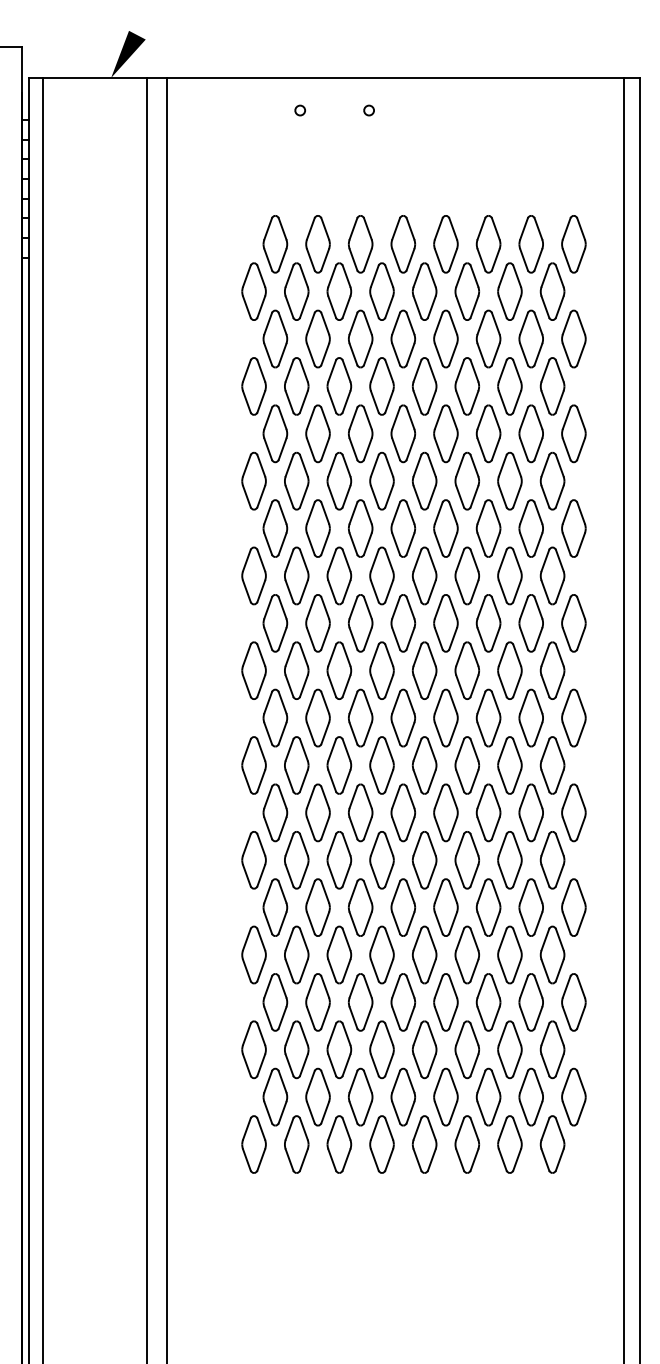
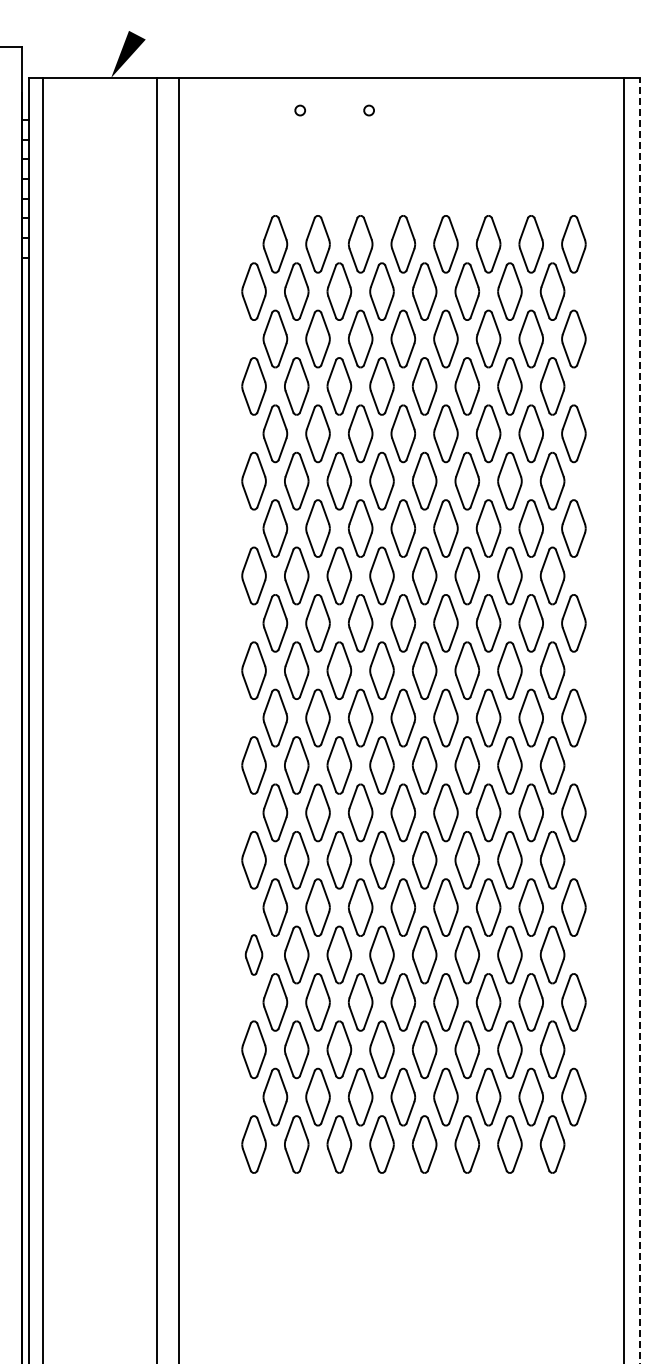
line position: (147, 718) -> (157, 718) (157, 718)
line position: (167, 718) -> (179, 718) (179, 718)
line: solid -> dashed (640, 720)
part size: 26x60 px -> 20x42 px (253, 954)
